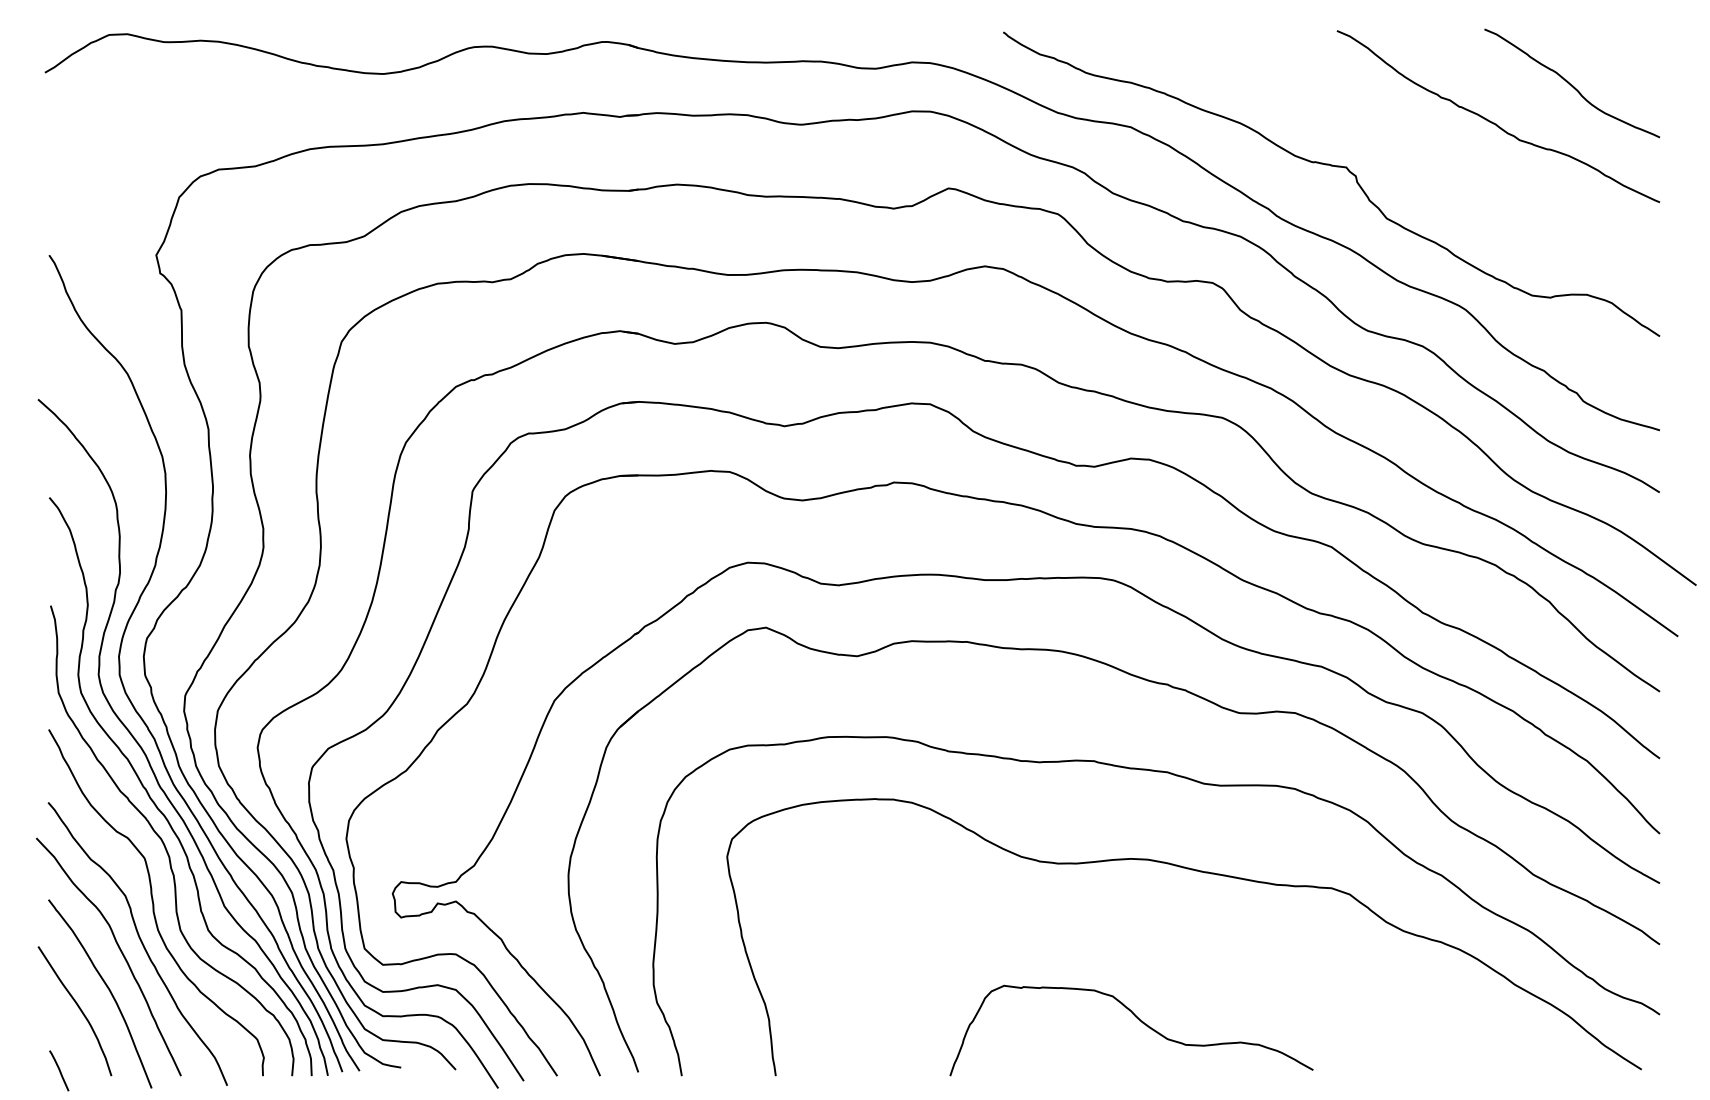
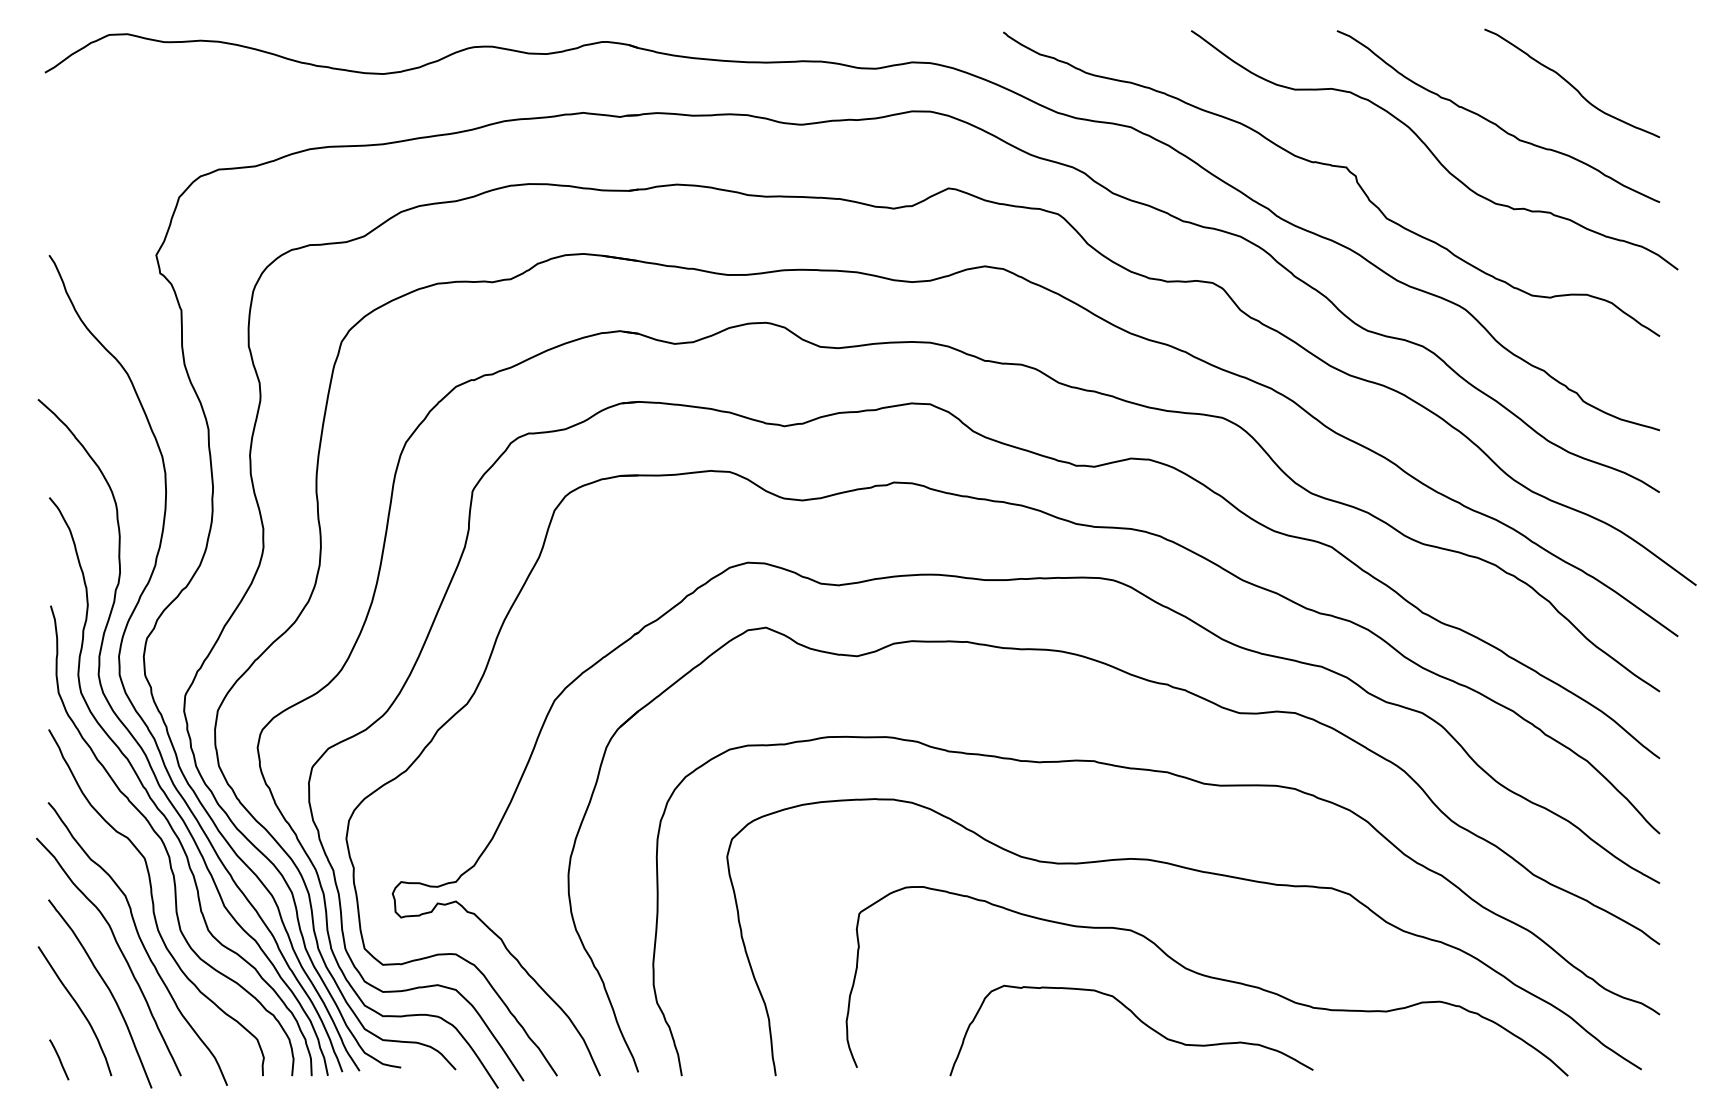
curve: none -> present (1432, 151)
curve: none -> present (1206, 977)
line position: (59, 1070) -> (59, 1059) (59, 1059)
